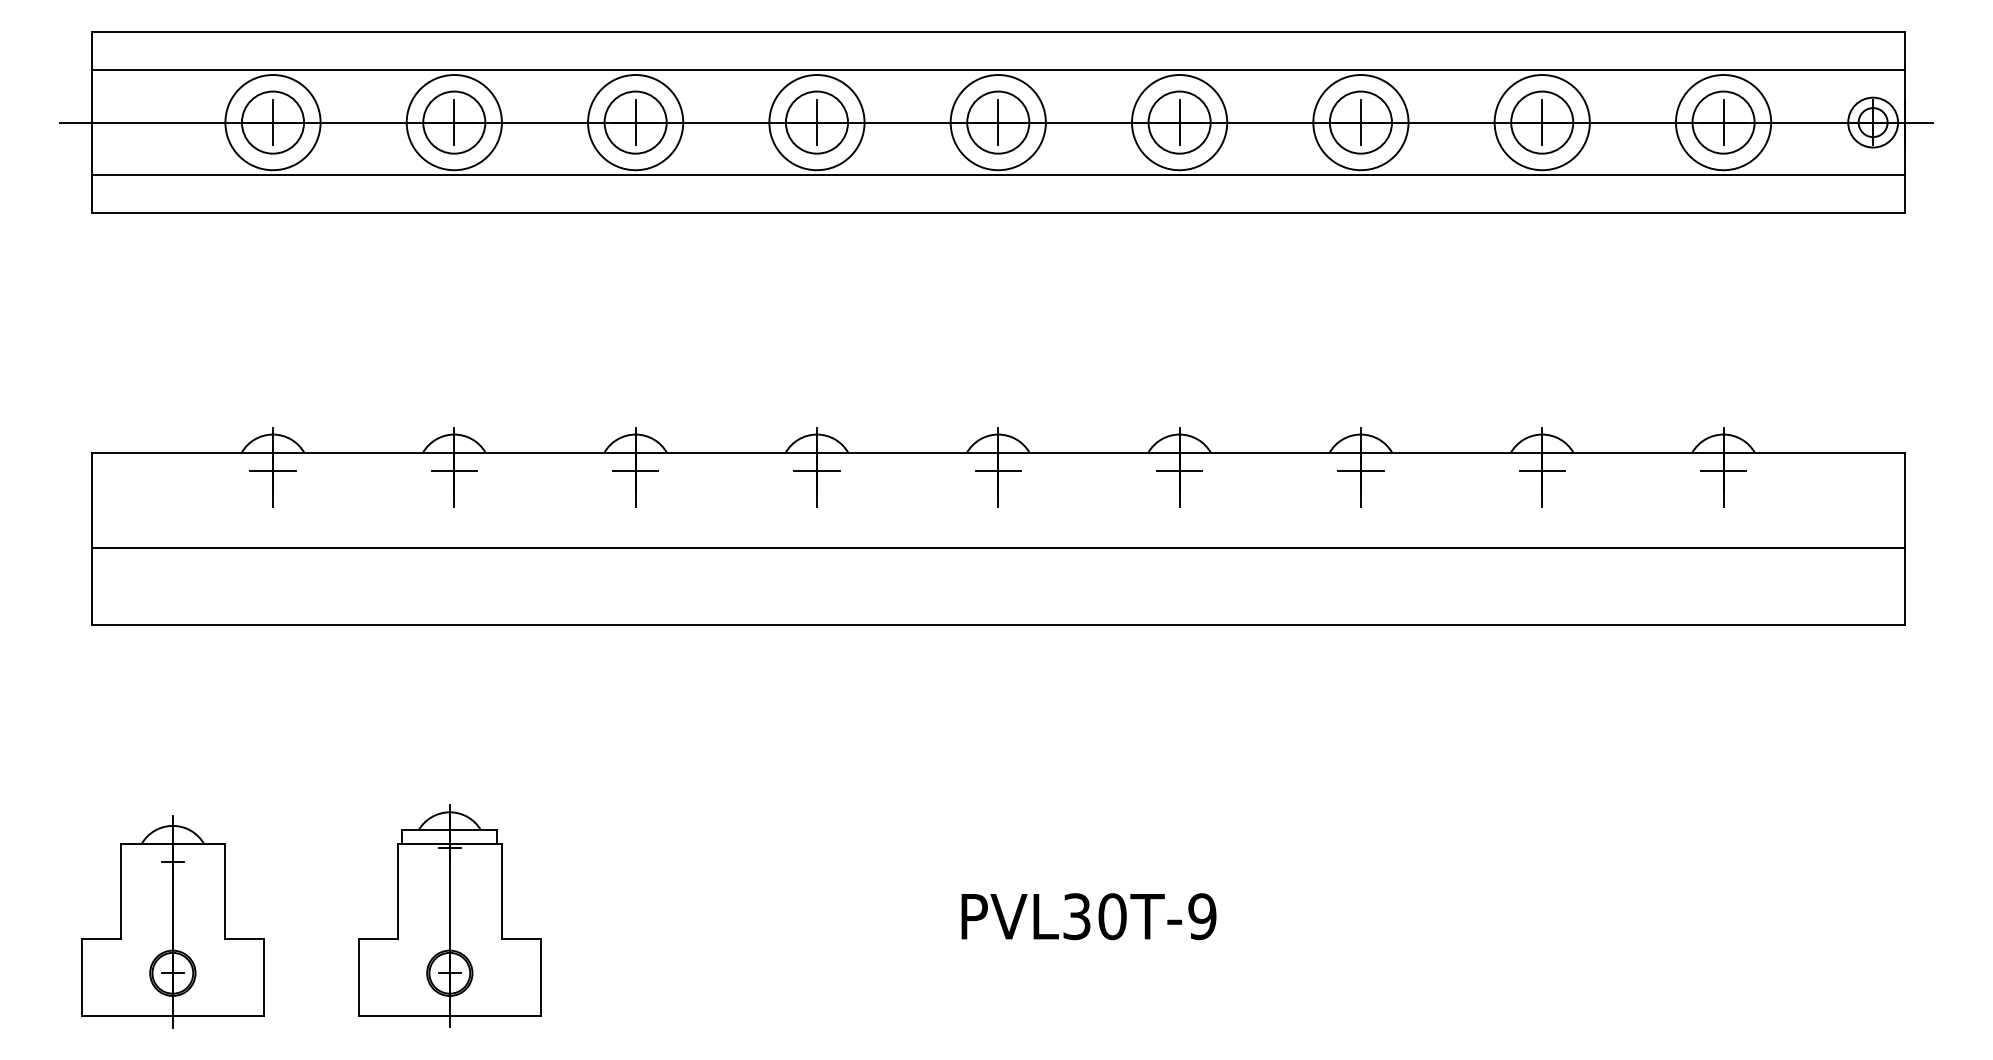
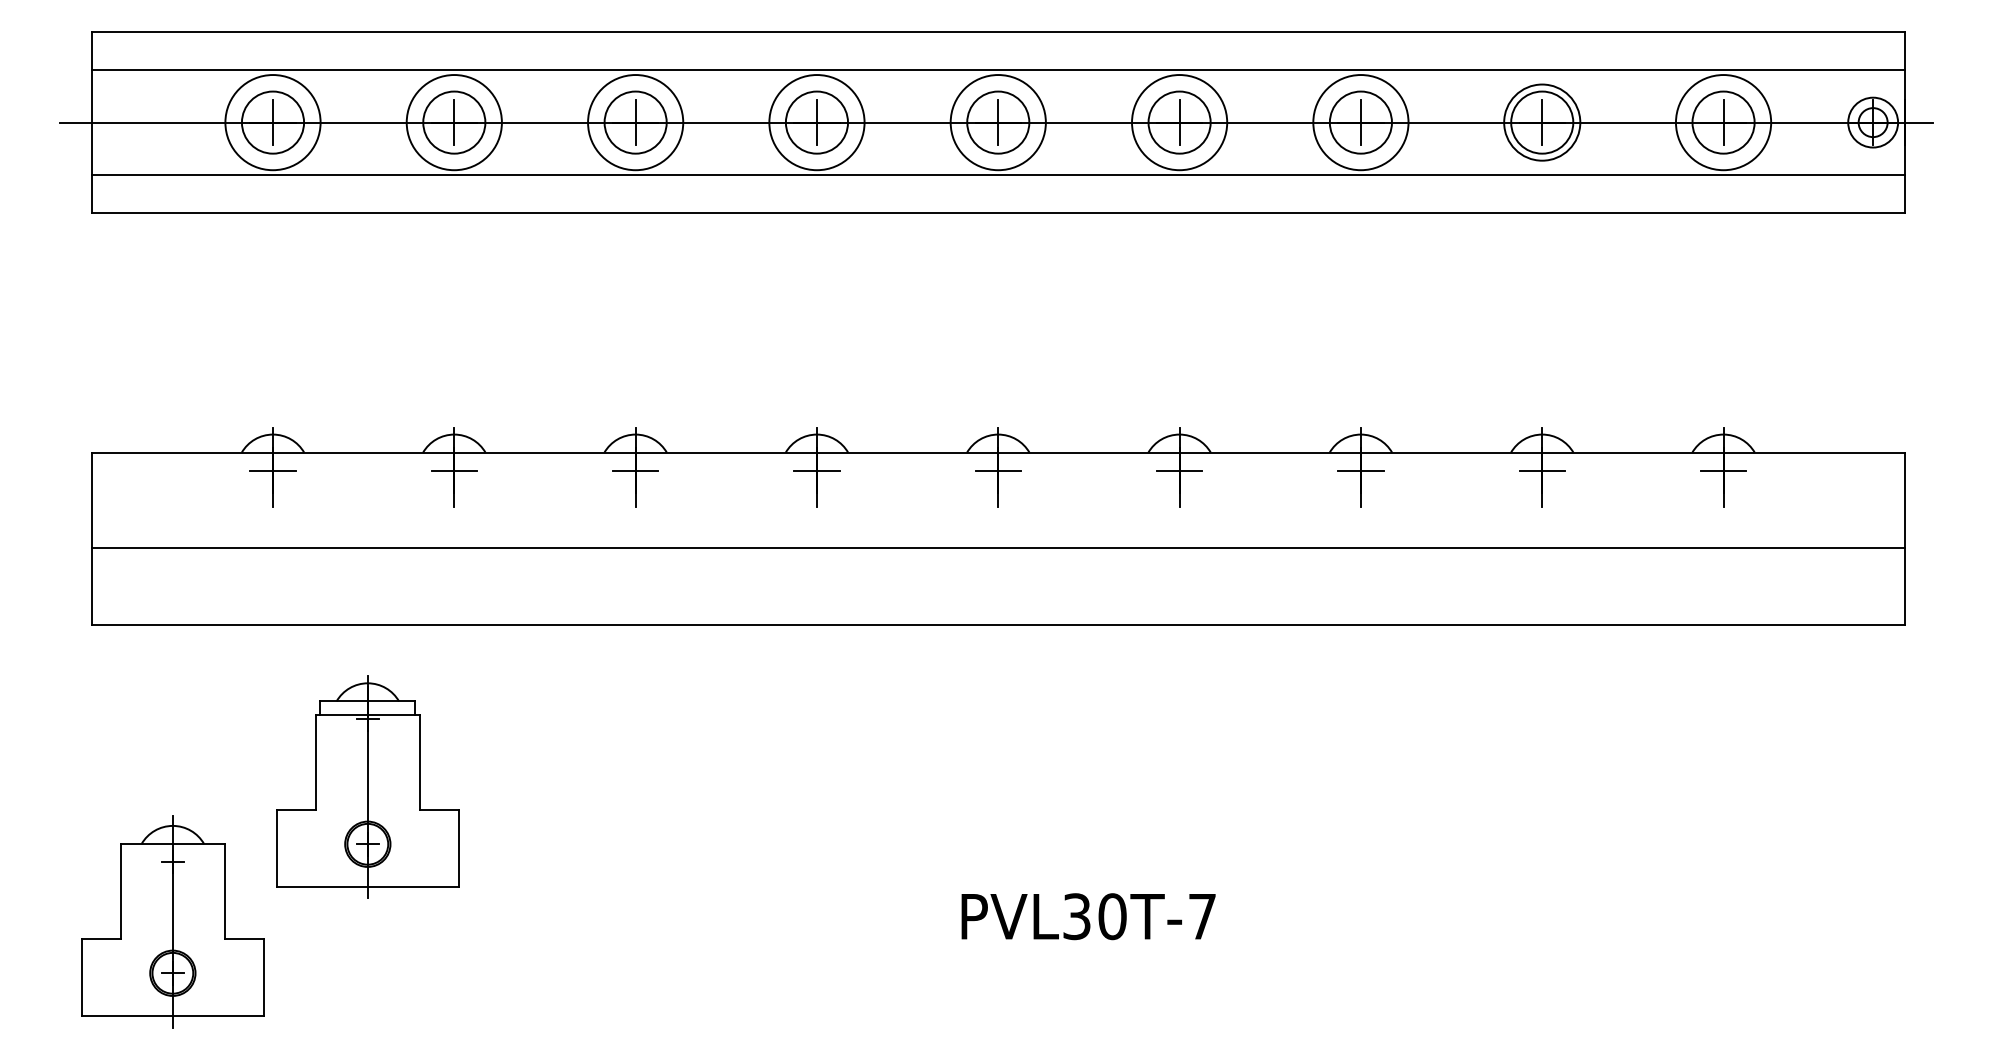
circle diameter: 95 px -> 76 px (1542, 122)
part position: (449, 915) -> (367, 786) (367, 786)
text: PVL30T-9 -> PVL30T-7 (1202, 916)
